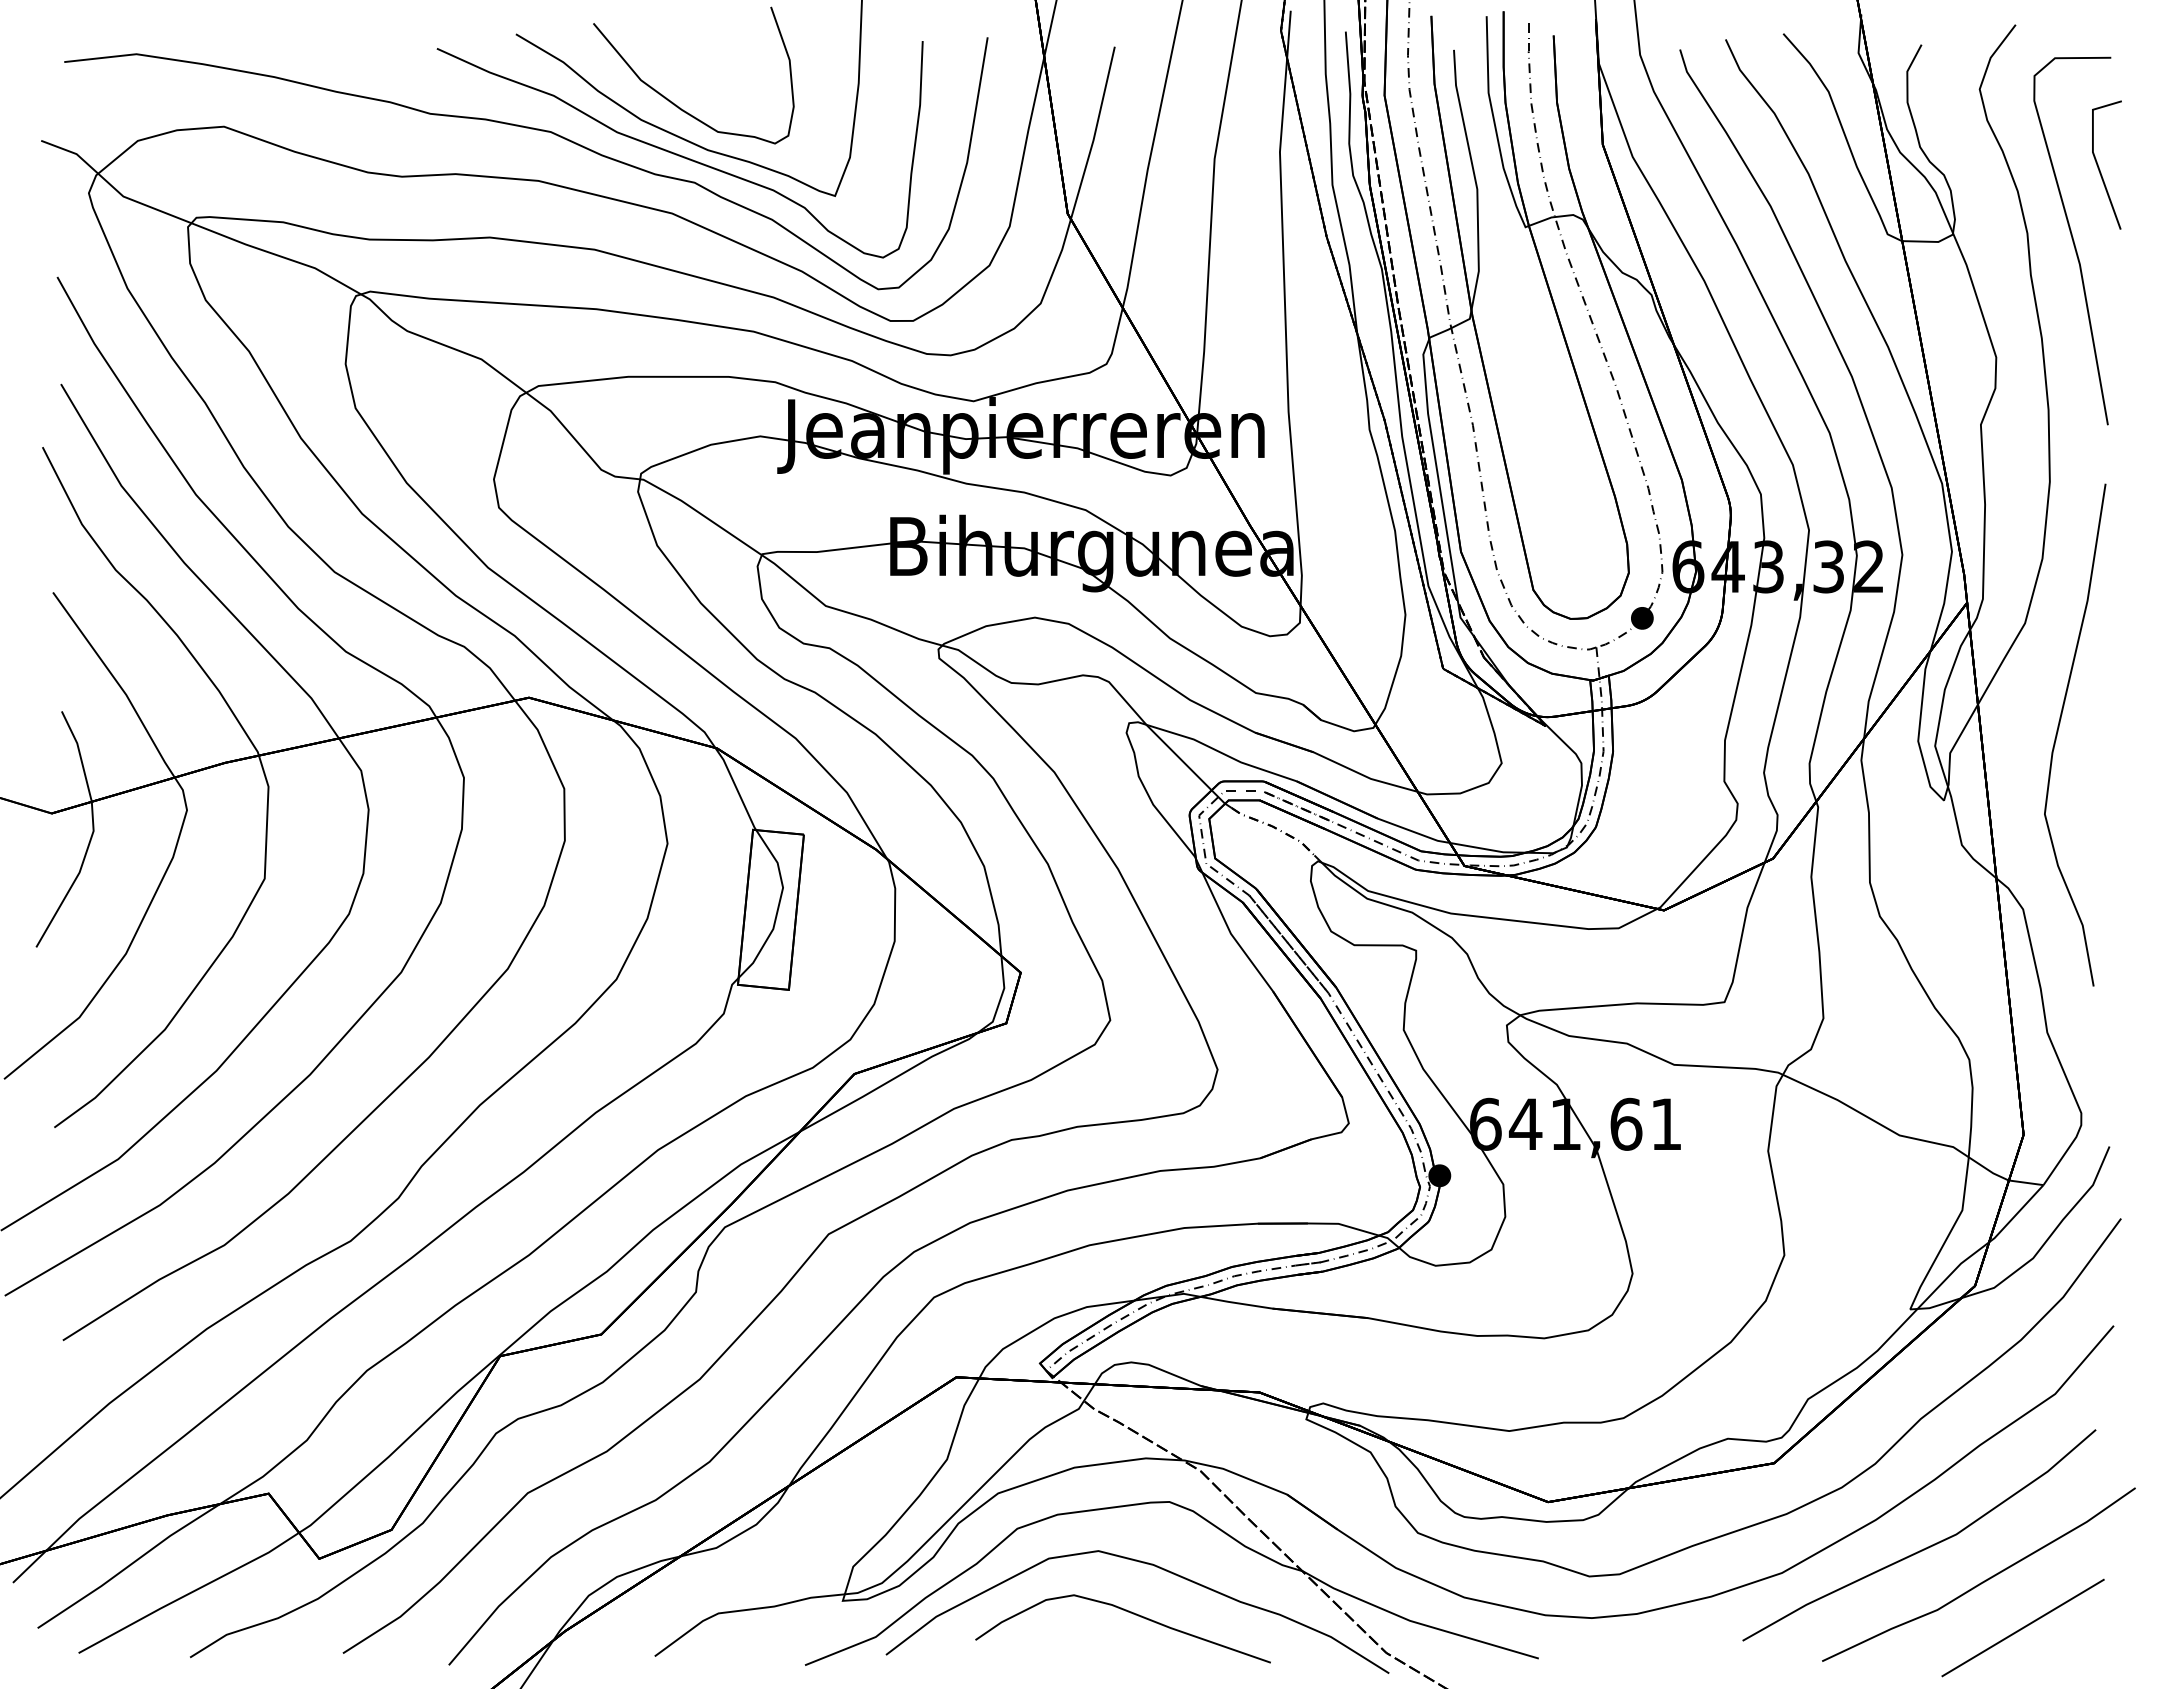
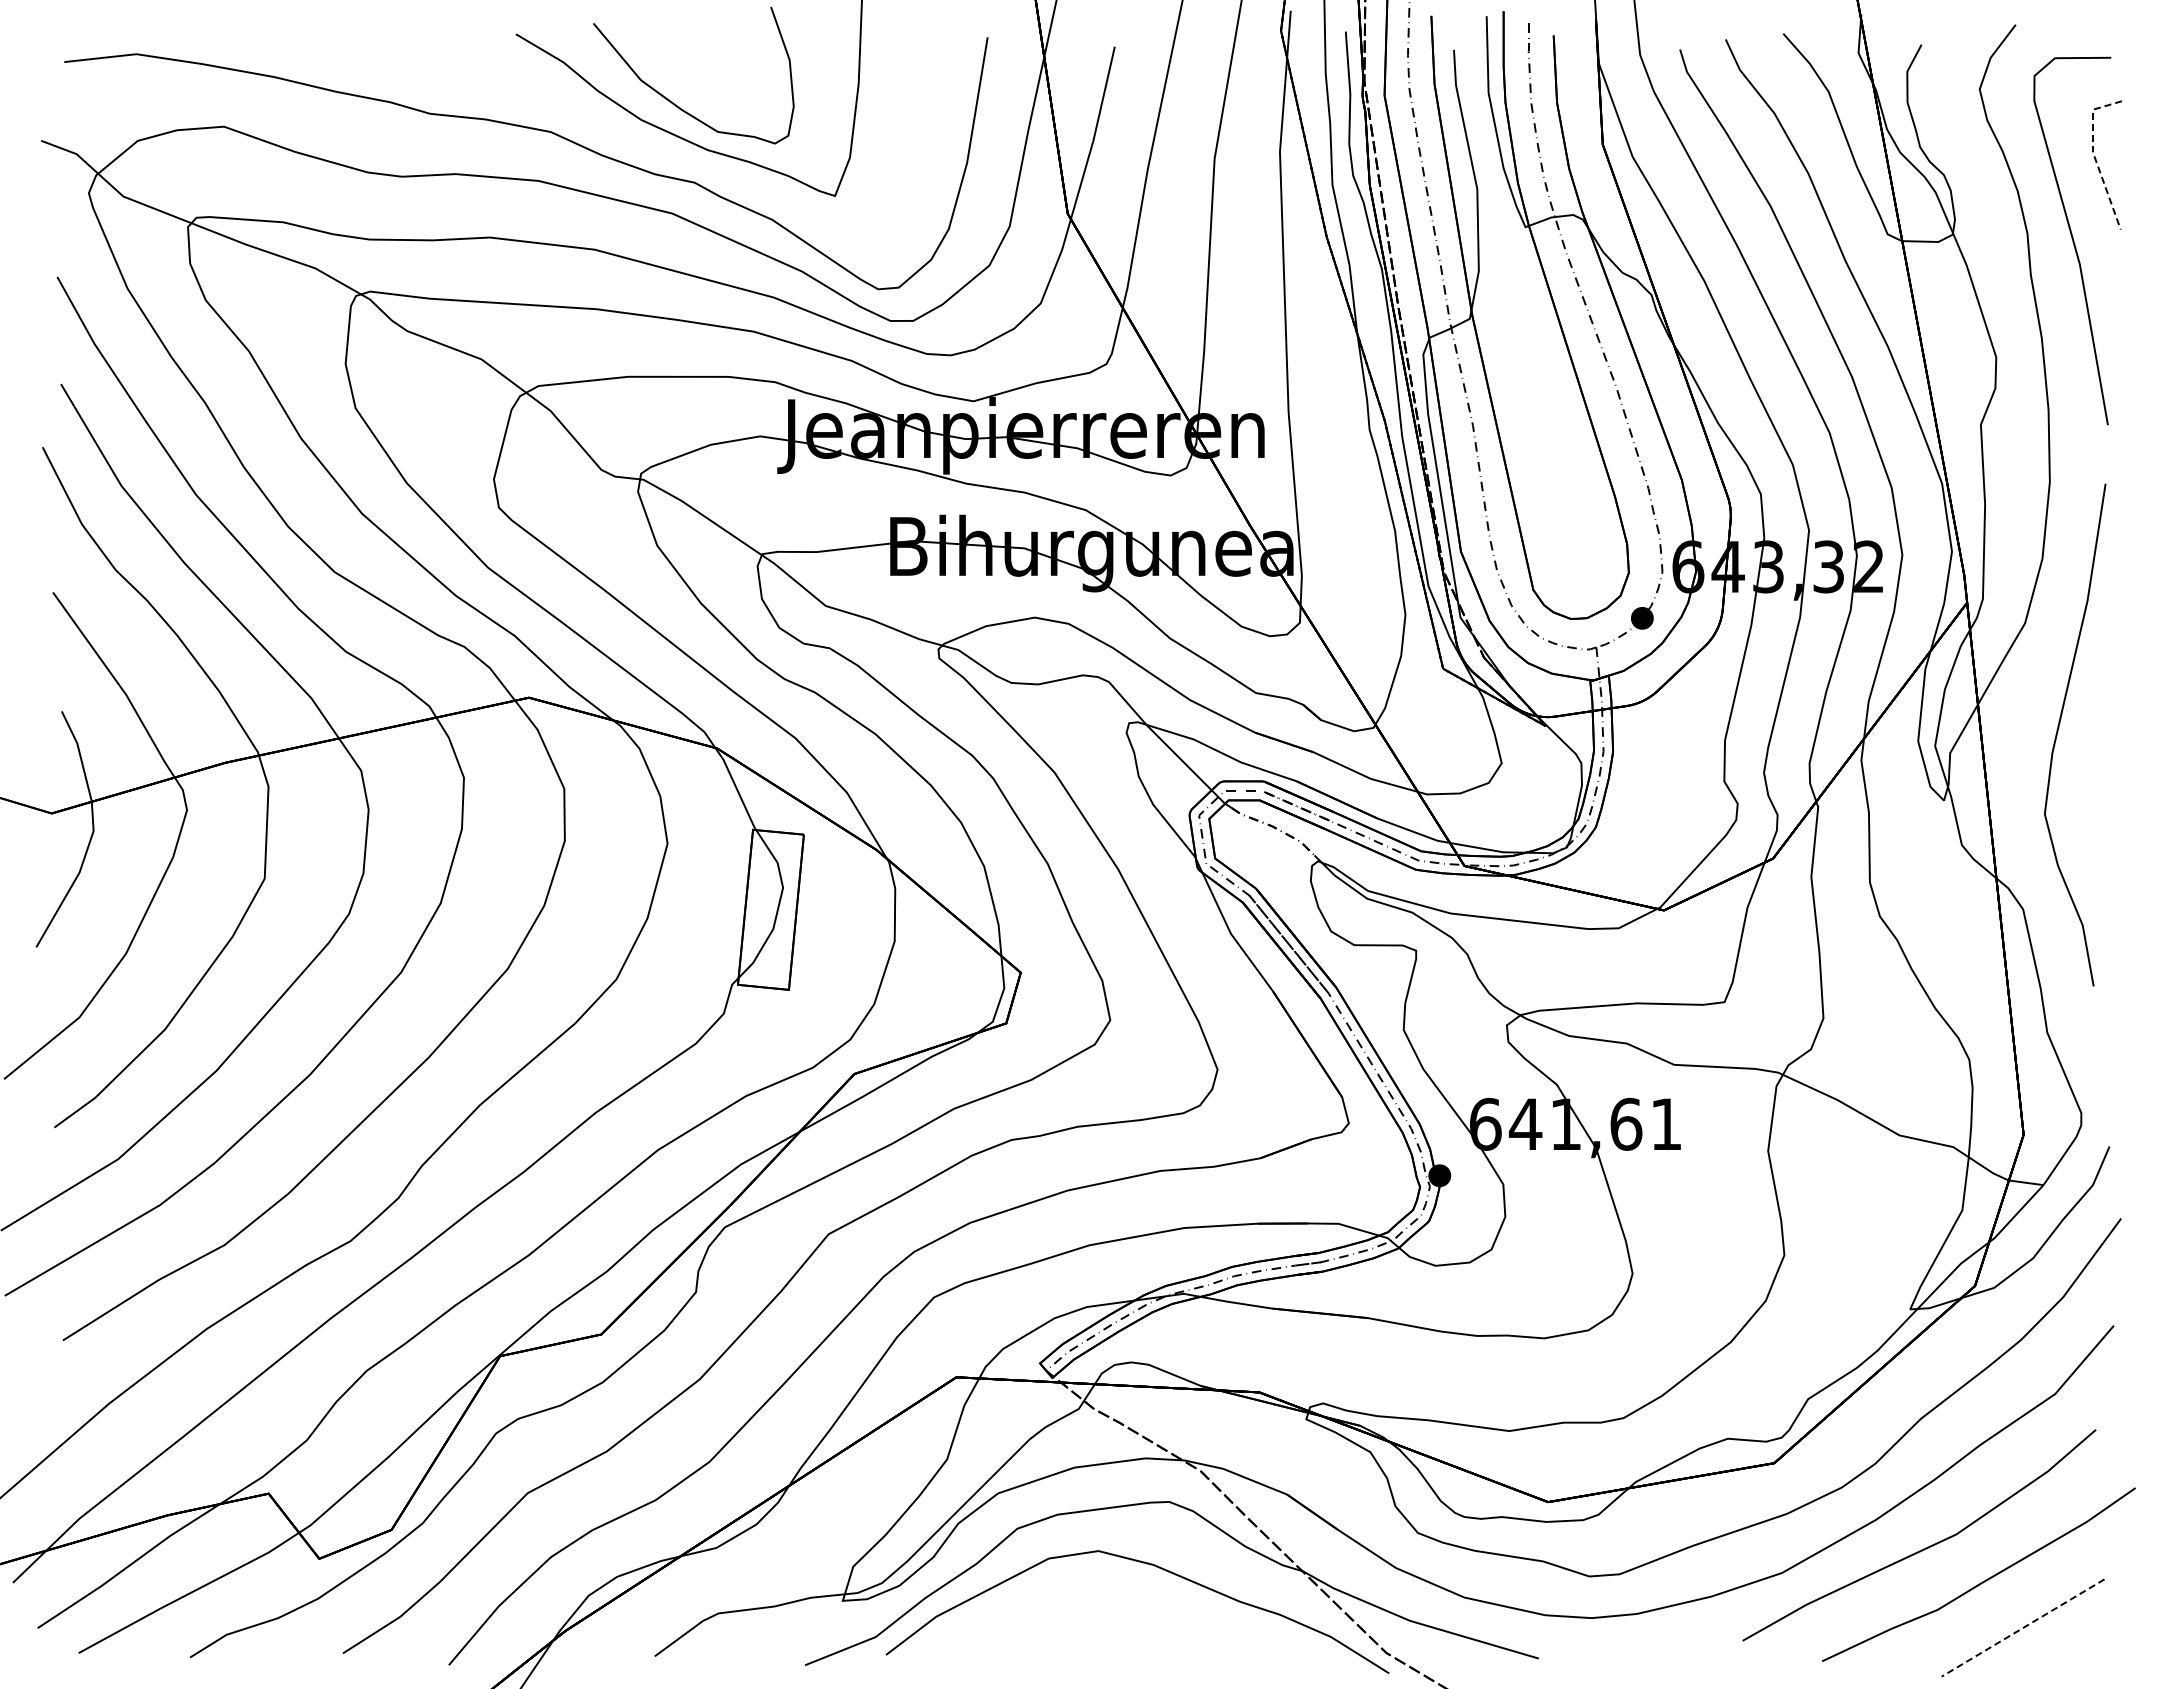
curve: present -> none (677, 153)
line: solid -> dashed (2094, 155)
curve: present -> none (1130, 1613)
line: solid -> dashed (2023, 1628)
